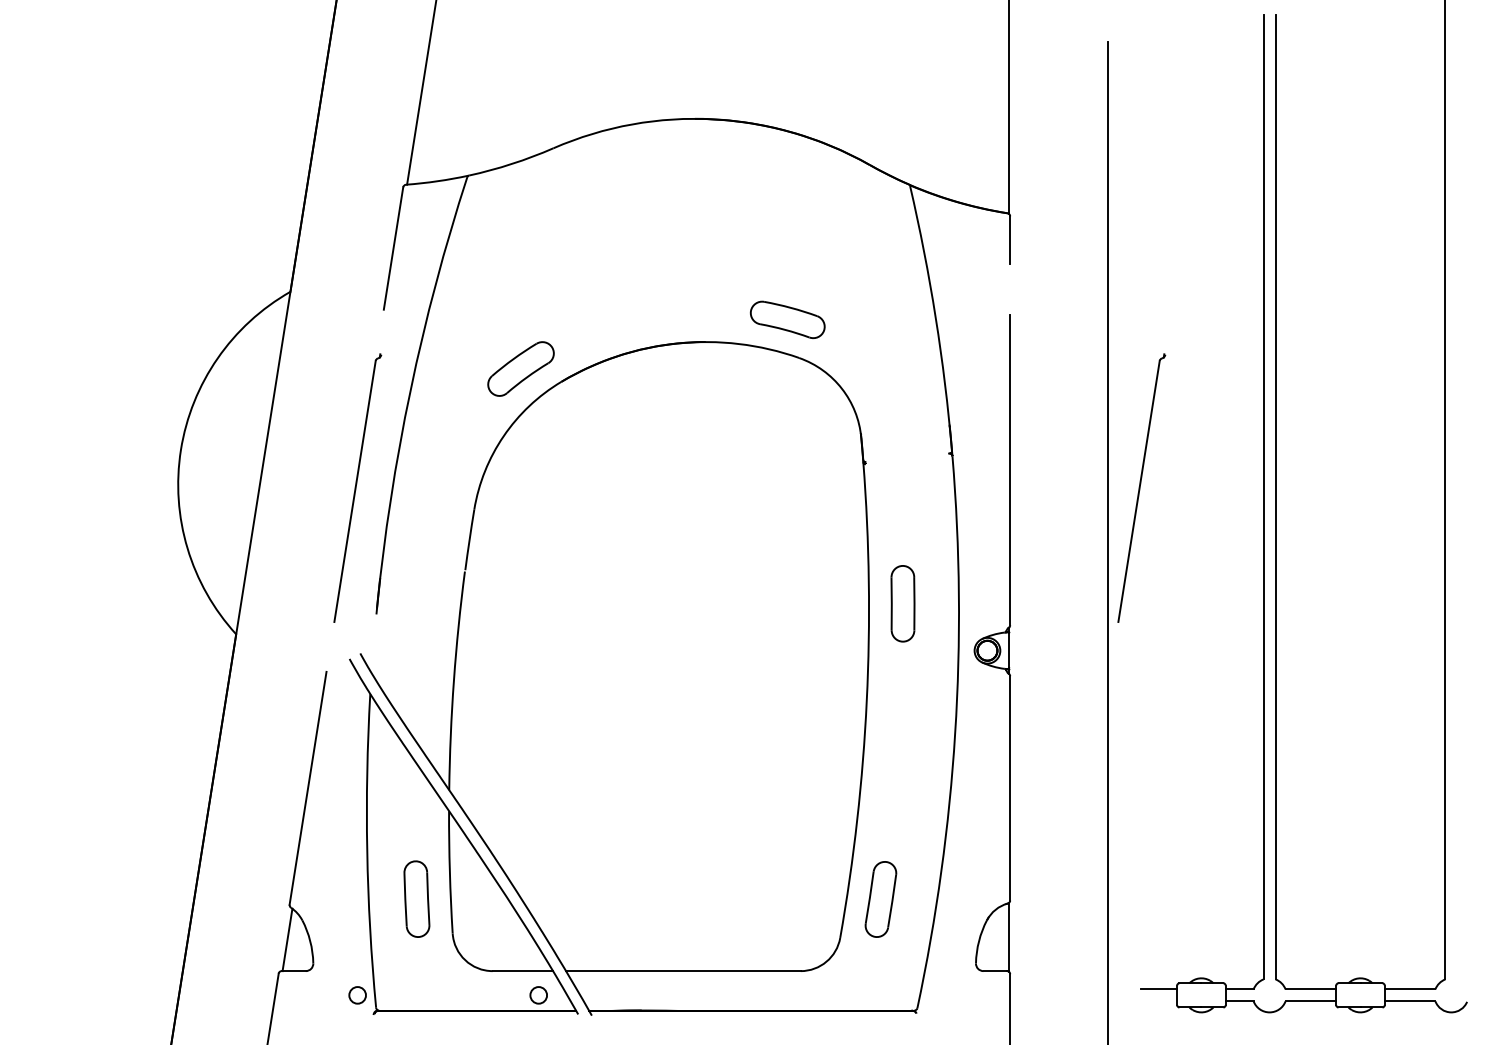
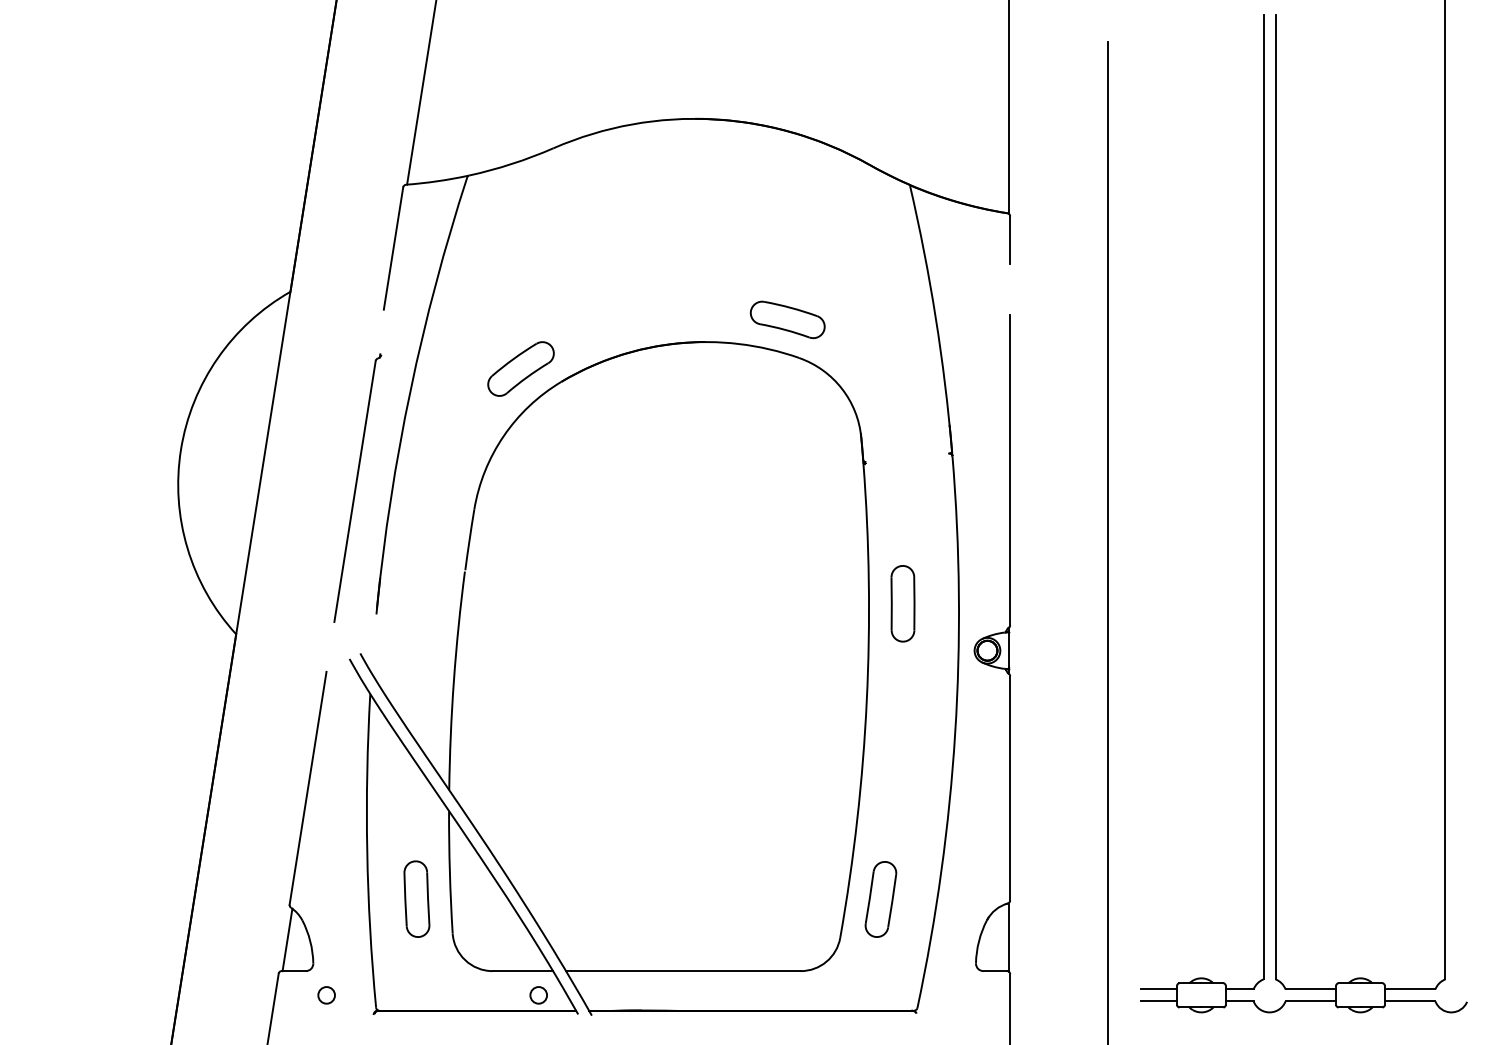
part: present -> none (1141, 487)
circle position: (357, 995) -> (326, 995) (326, 995)
line: none -> present (1159, 1001)
